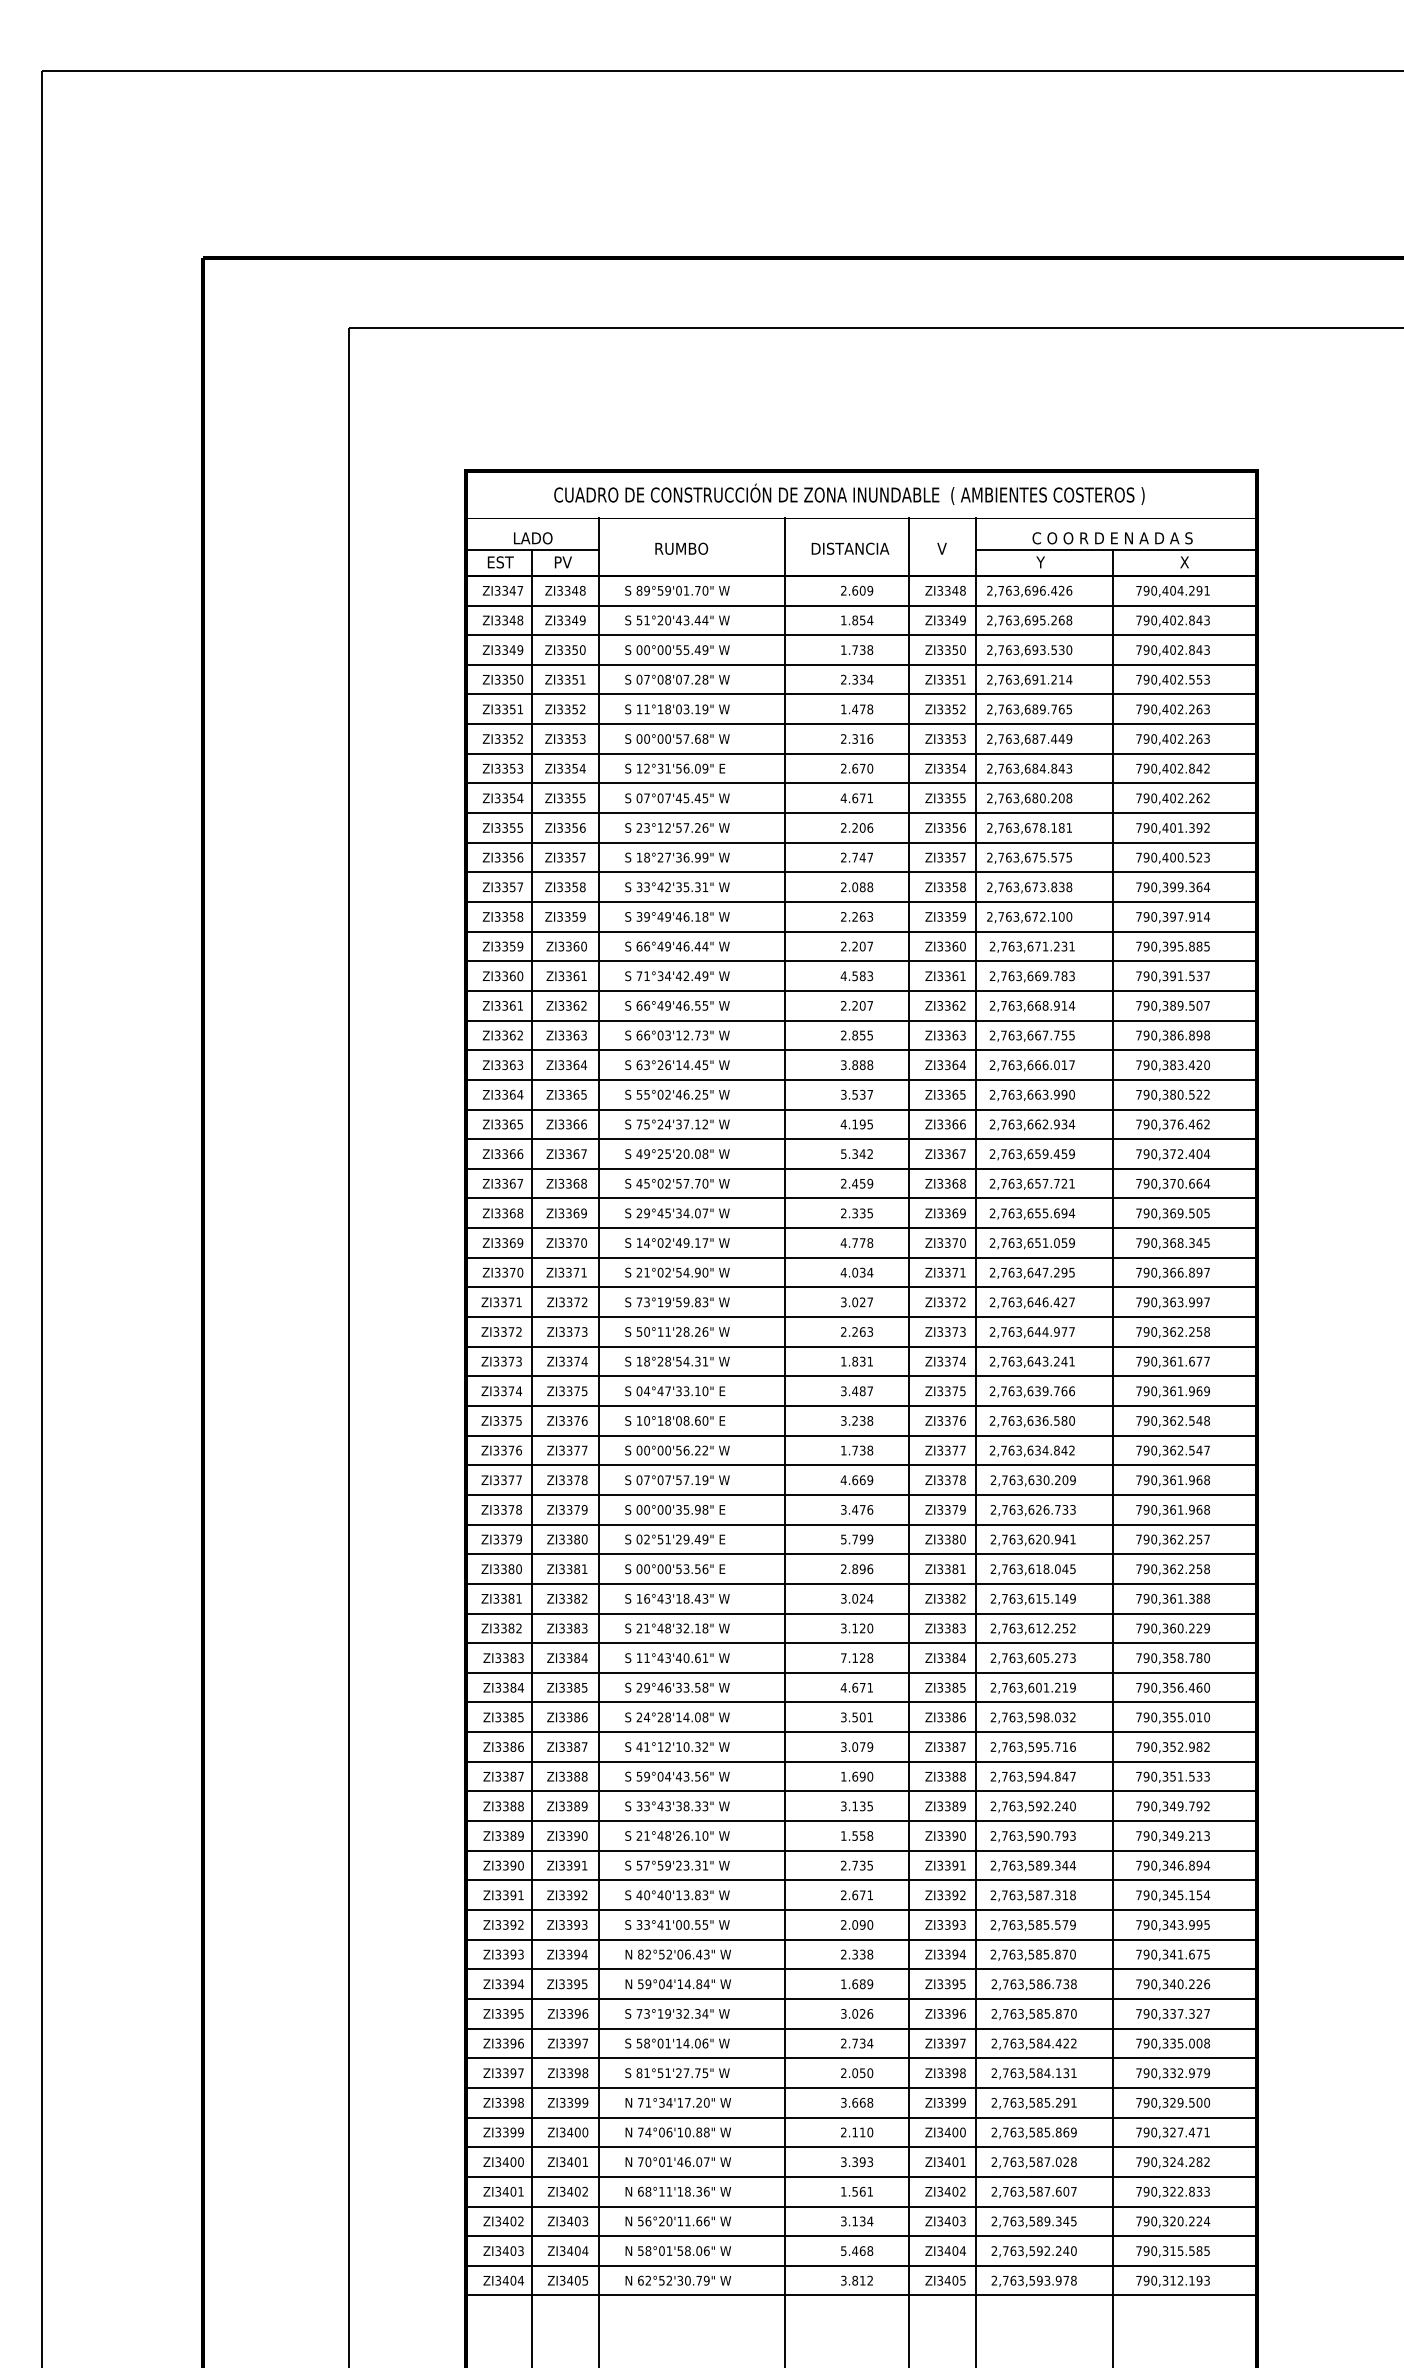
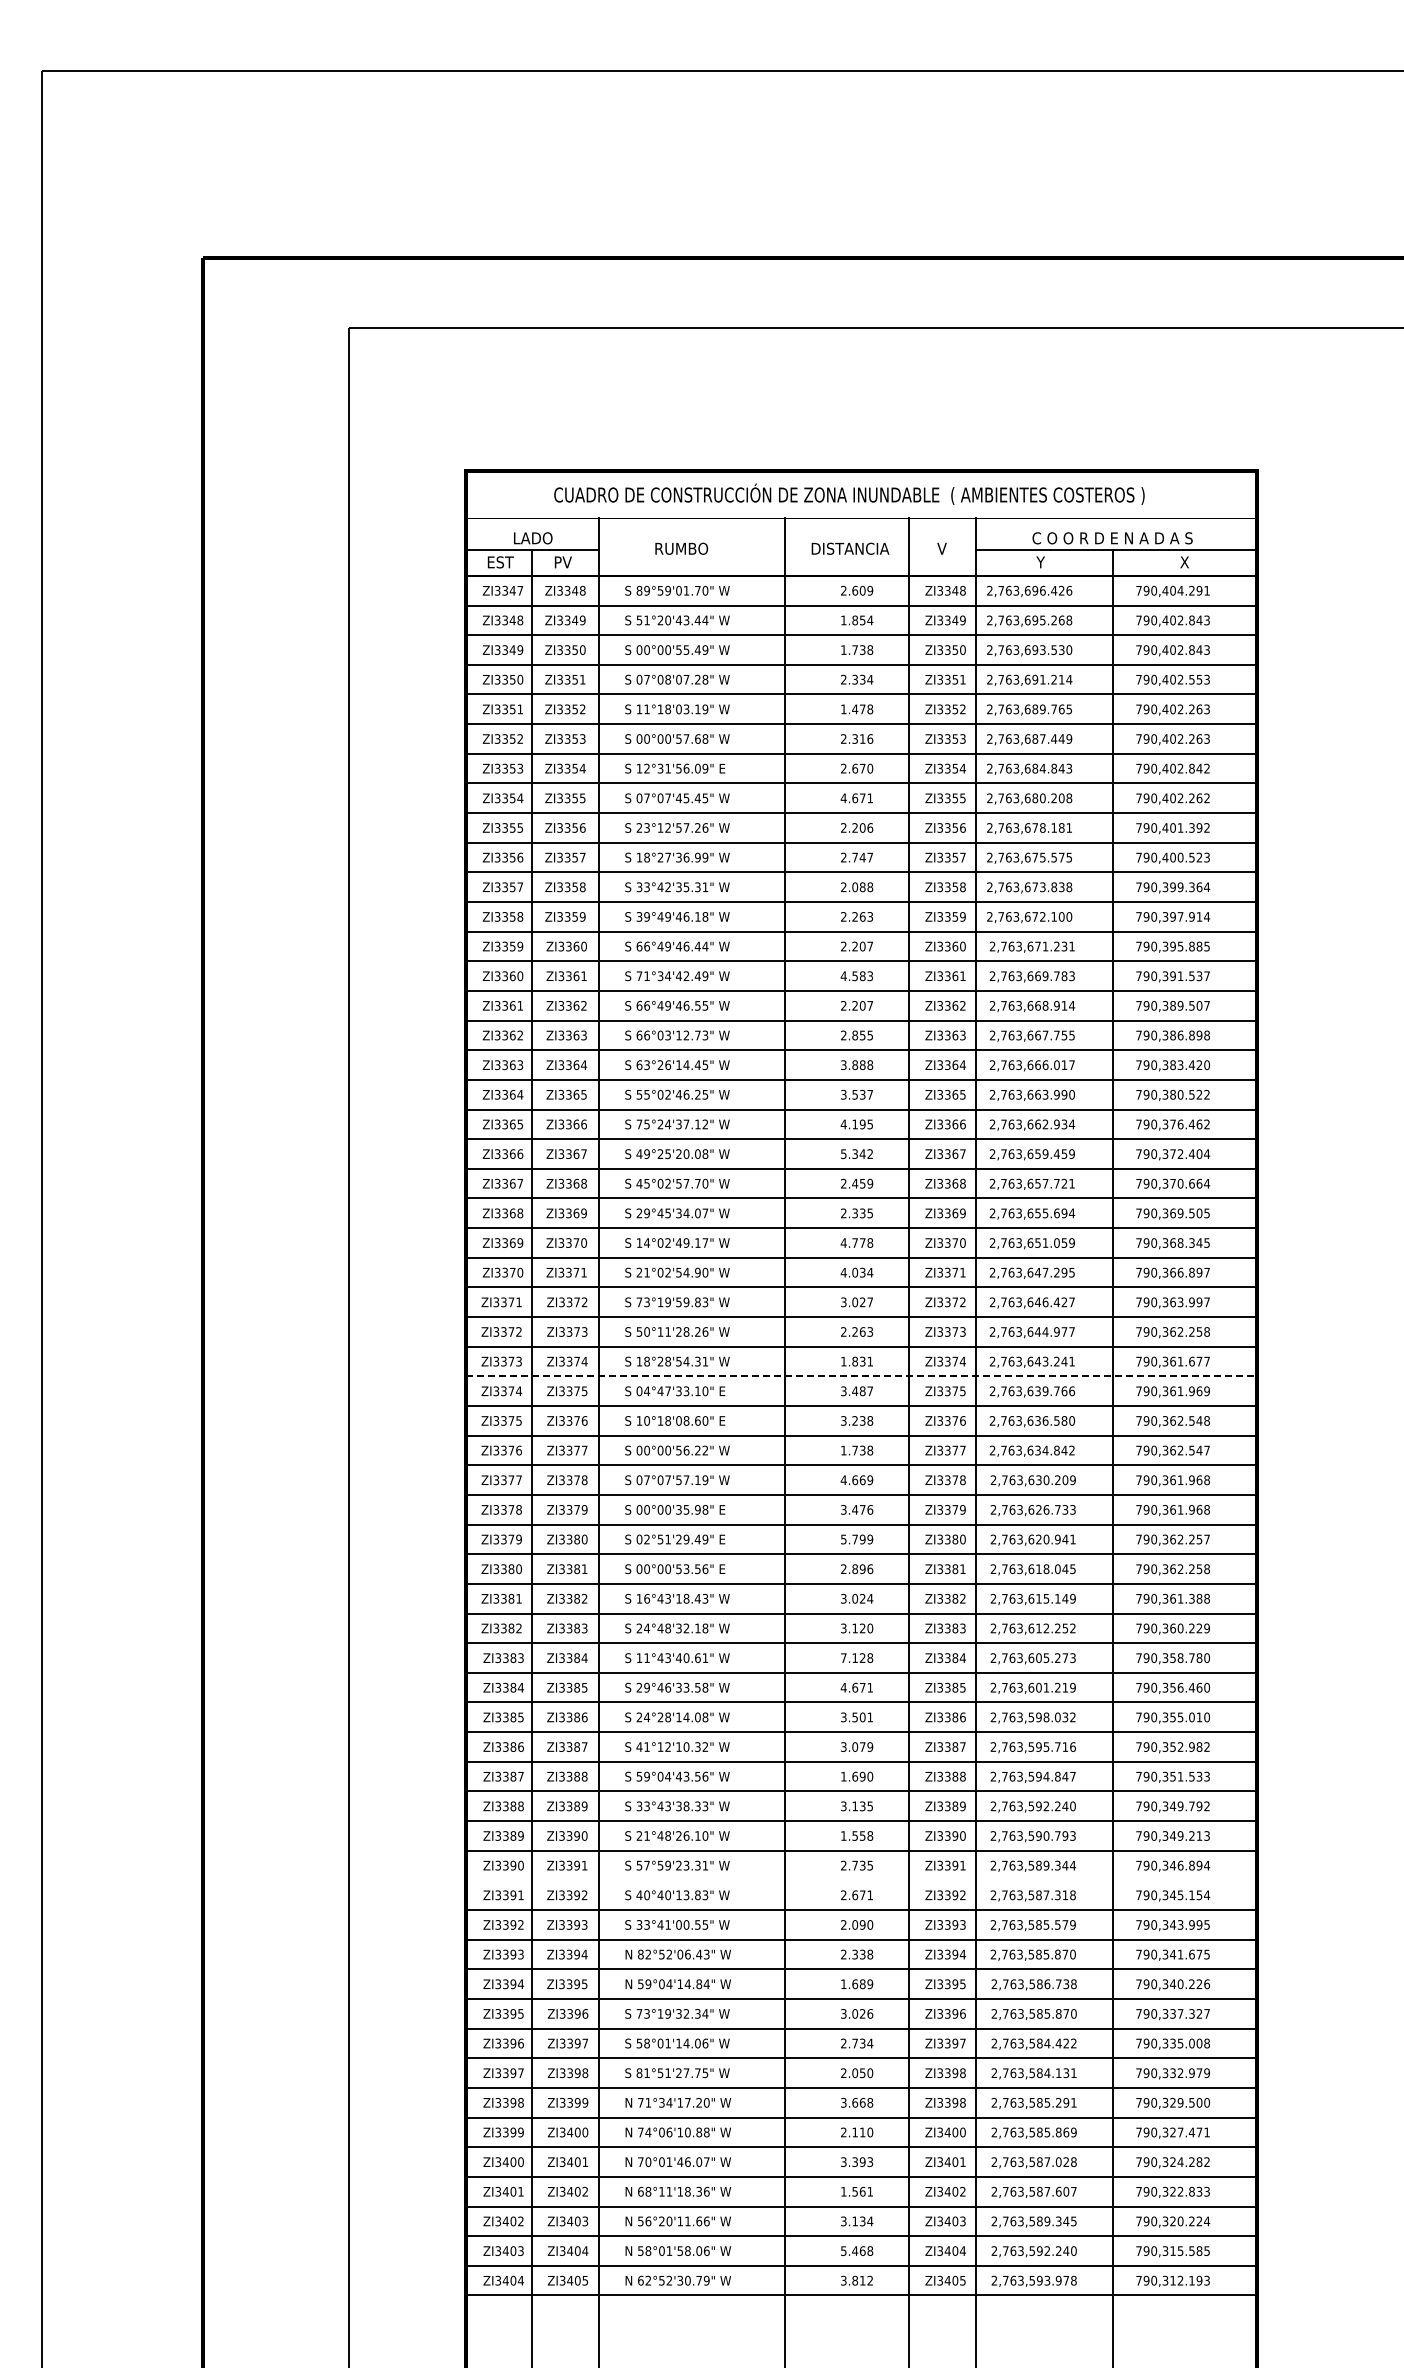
line: solid -> dashed (861, 1376)
text: 21°48'32.18" -> 24°48'32.18" (647, 1628)
line: present -> none (861, 1880)
text: ZI3399 -> ZI3398 (962, 2102)
